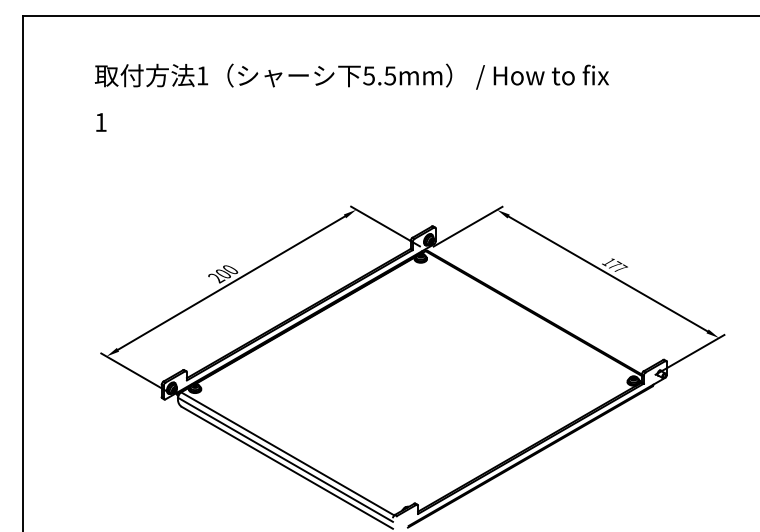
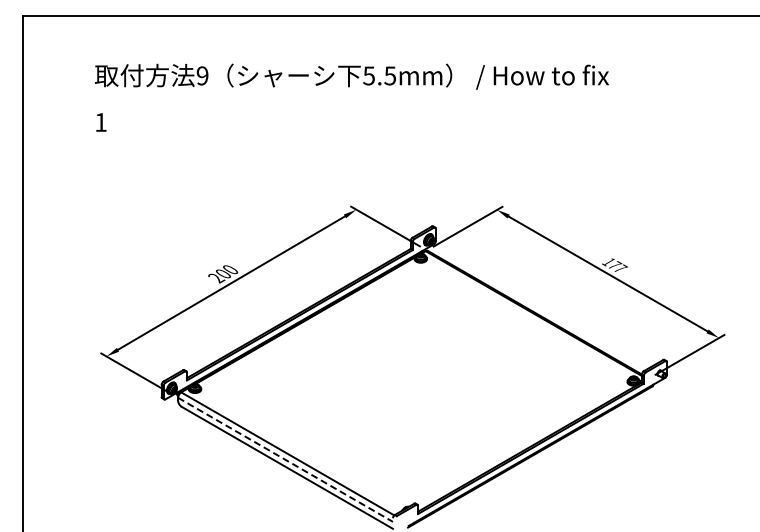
text: 1 -> 9 (202, 75)
line: solid -> dashed (285, 460)
